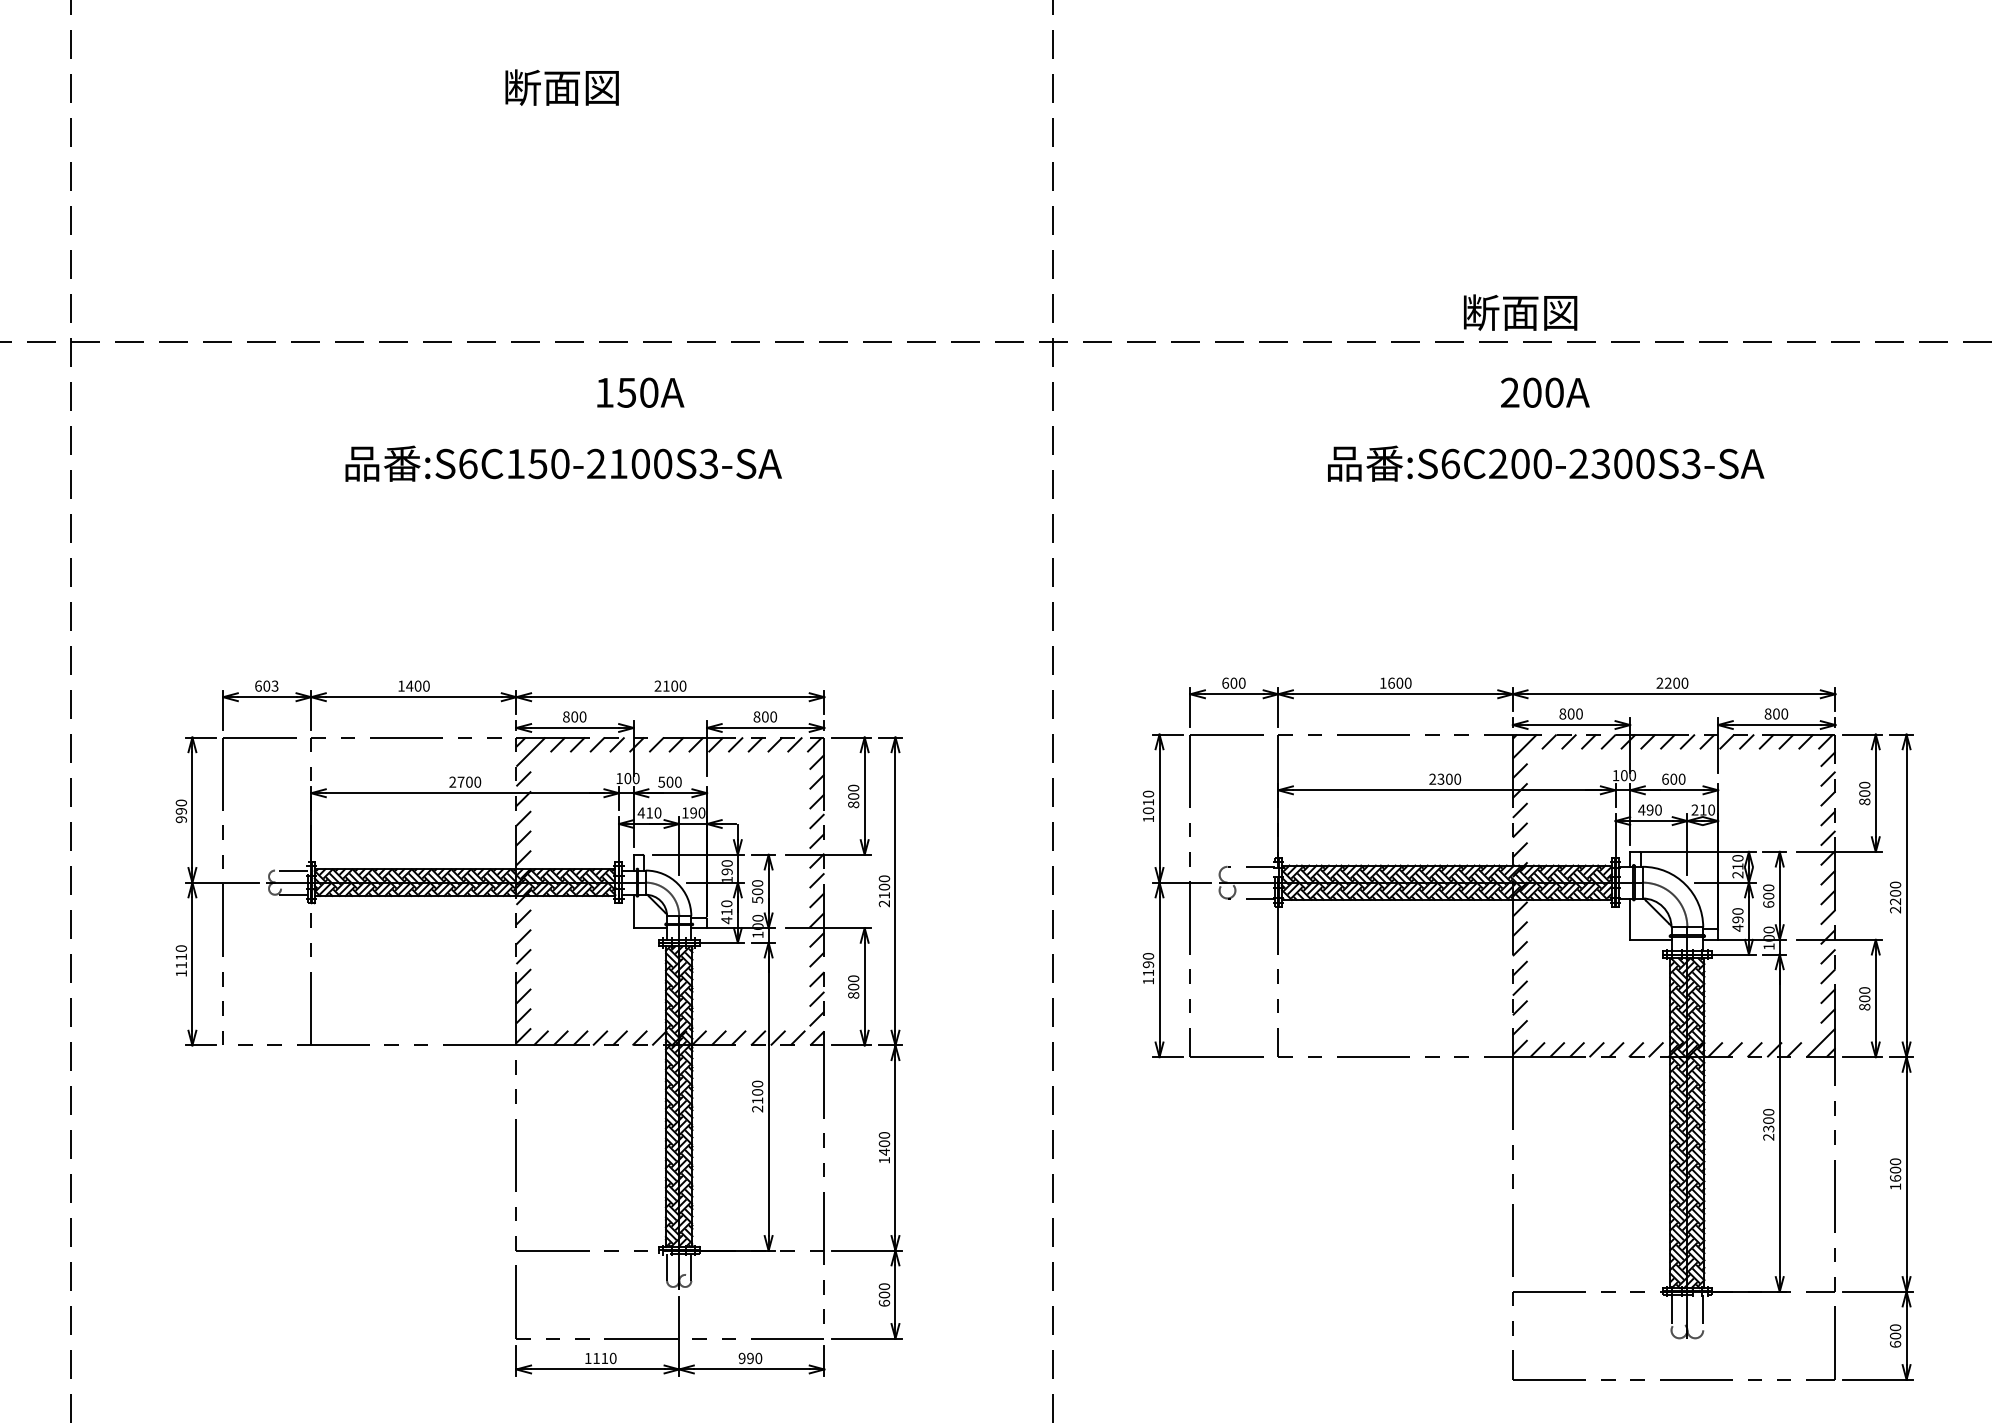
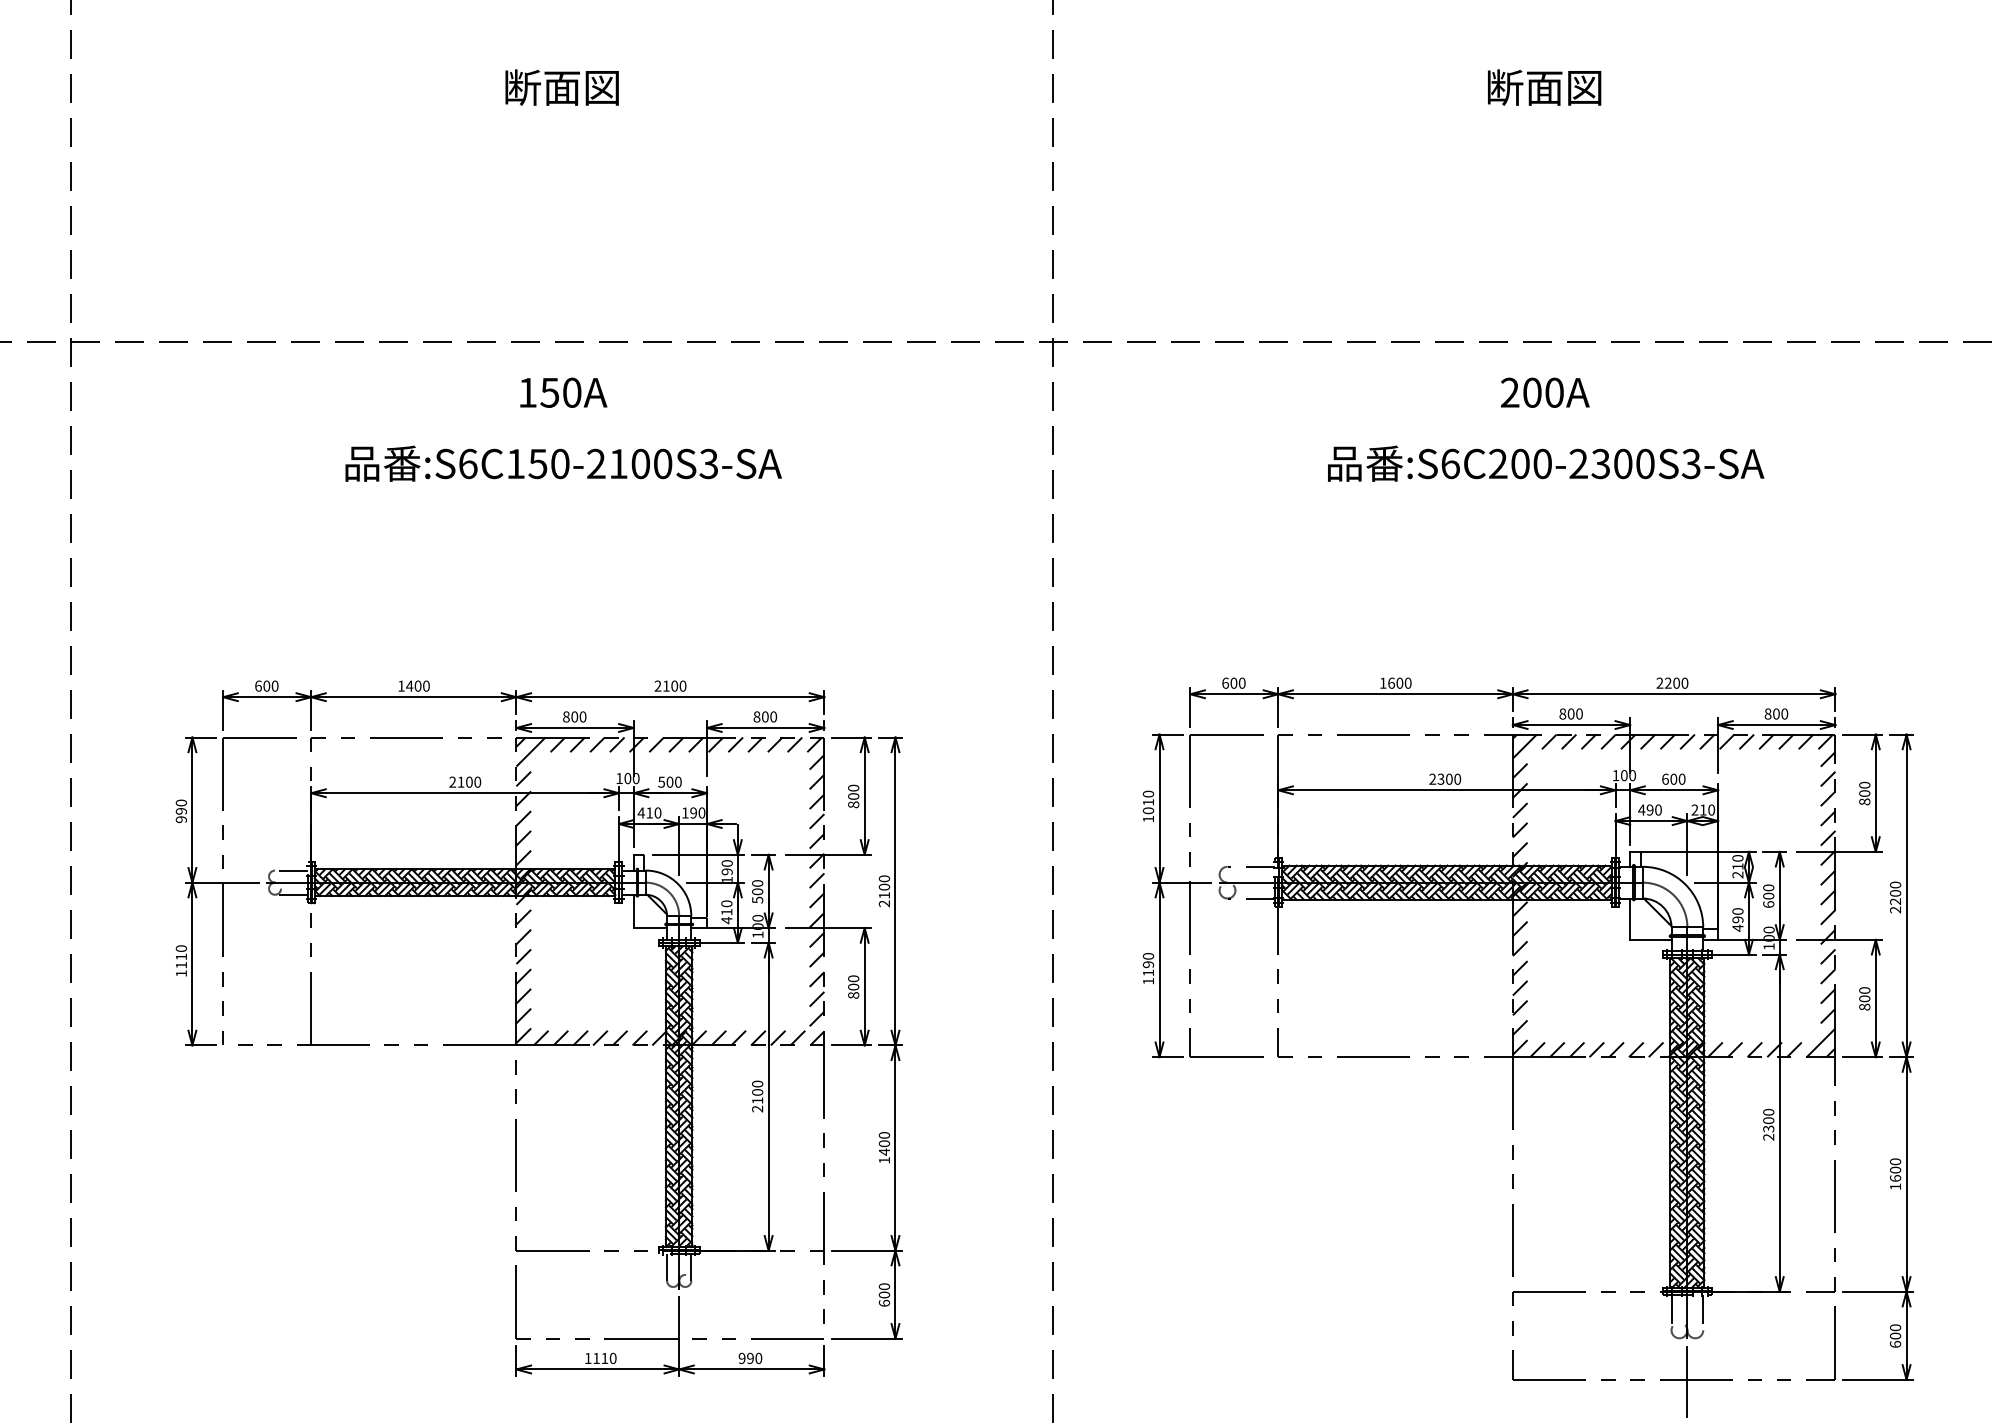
text position: (1520, 312) -> (1544, 87) (1544, 87)
text position: (640, 392) -> (563, 392) (563, 392)
text: 603 -> 600 (274, 685)
text: 2700 -> 2100 (460, 781)
line: none -> present (1687, 1381)
